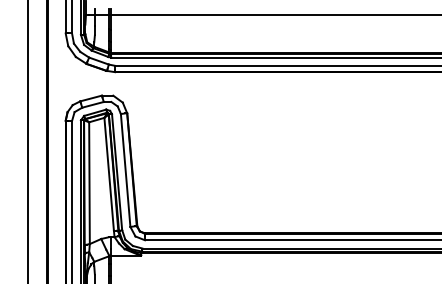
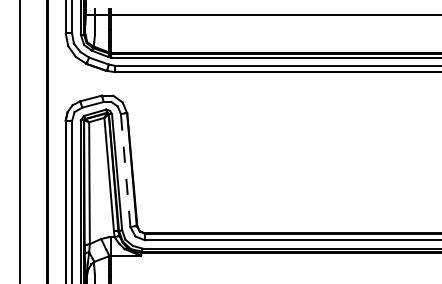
line position: (28, 141) -> (20, 141) (20, 141)
line: solid -> dashed (125, 170)
